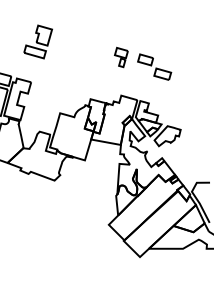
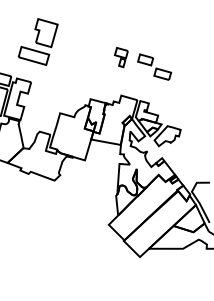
part size: 30x36 px -> 42x48 px (37, 41)
